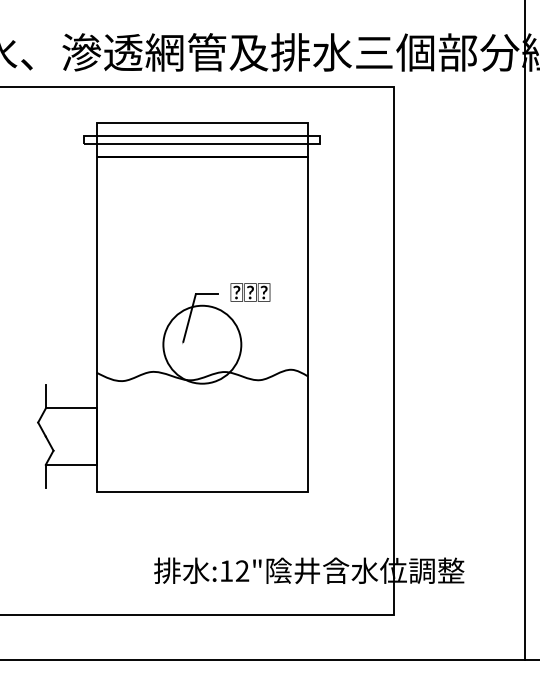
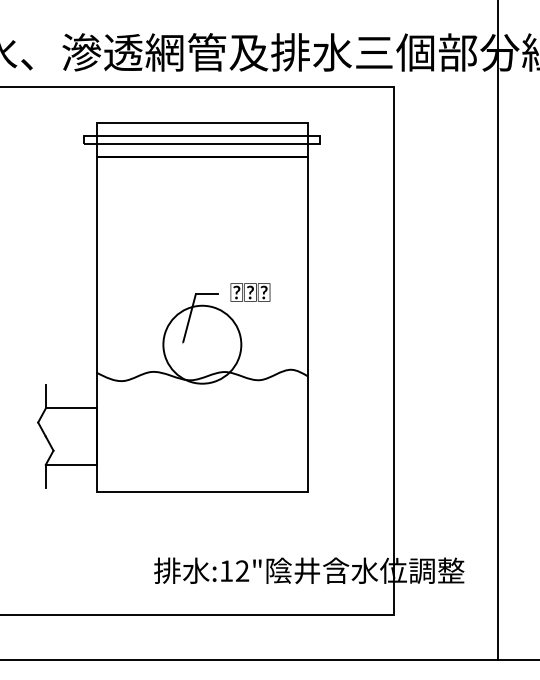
line position: (525, 330) -> (498, 330) (498, 330)
